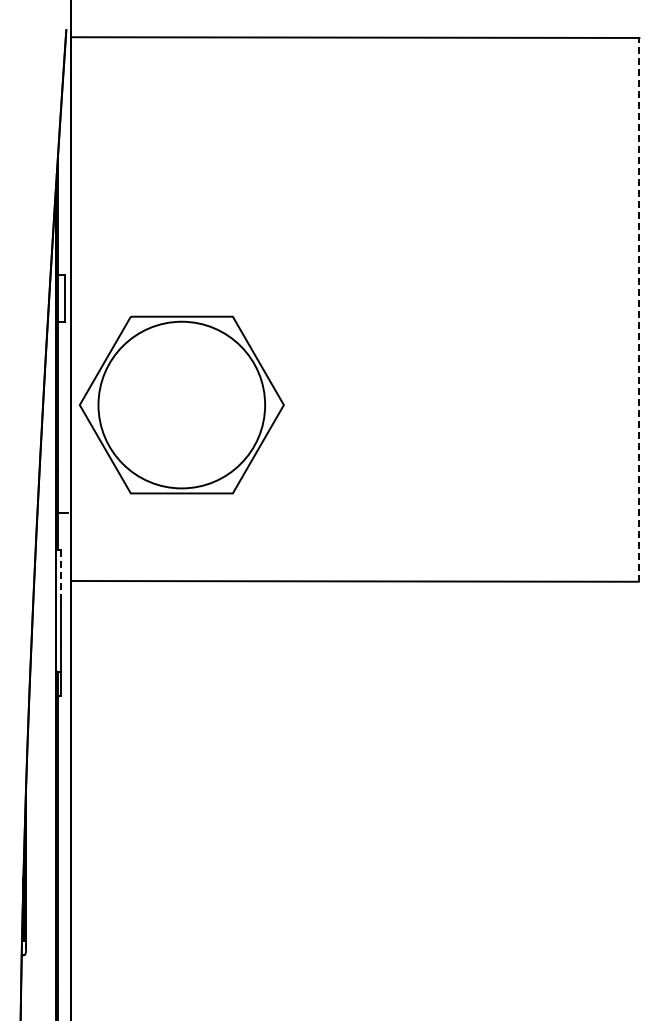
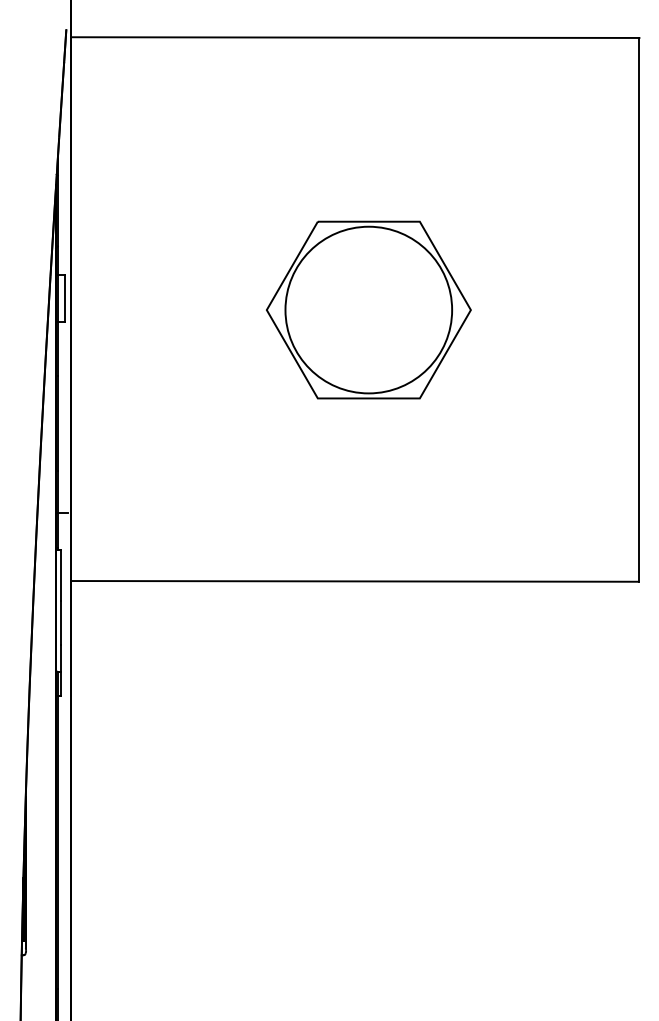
line: dashed -> solid (638, 309)
part position: (181, 404) -> (368, 309) (368, 309)
line: dashed -> solid (61, 575)
